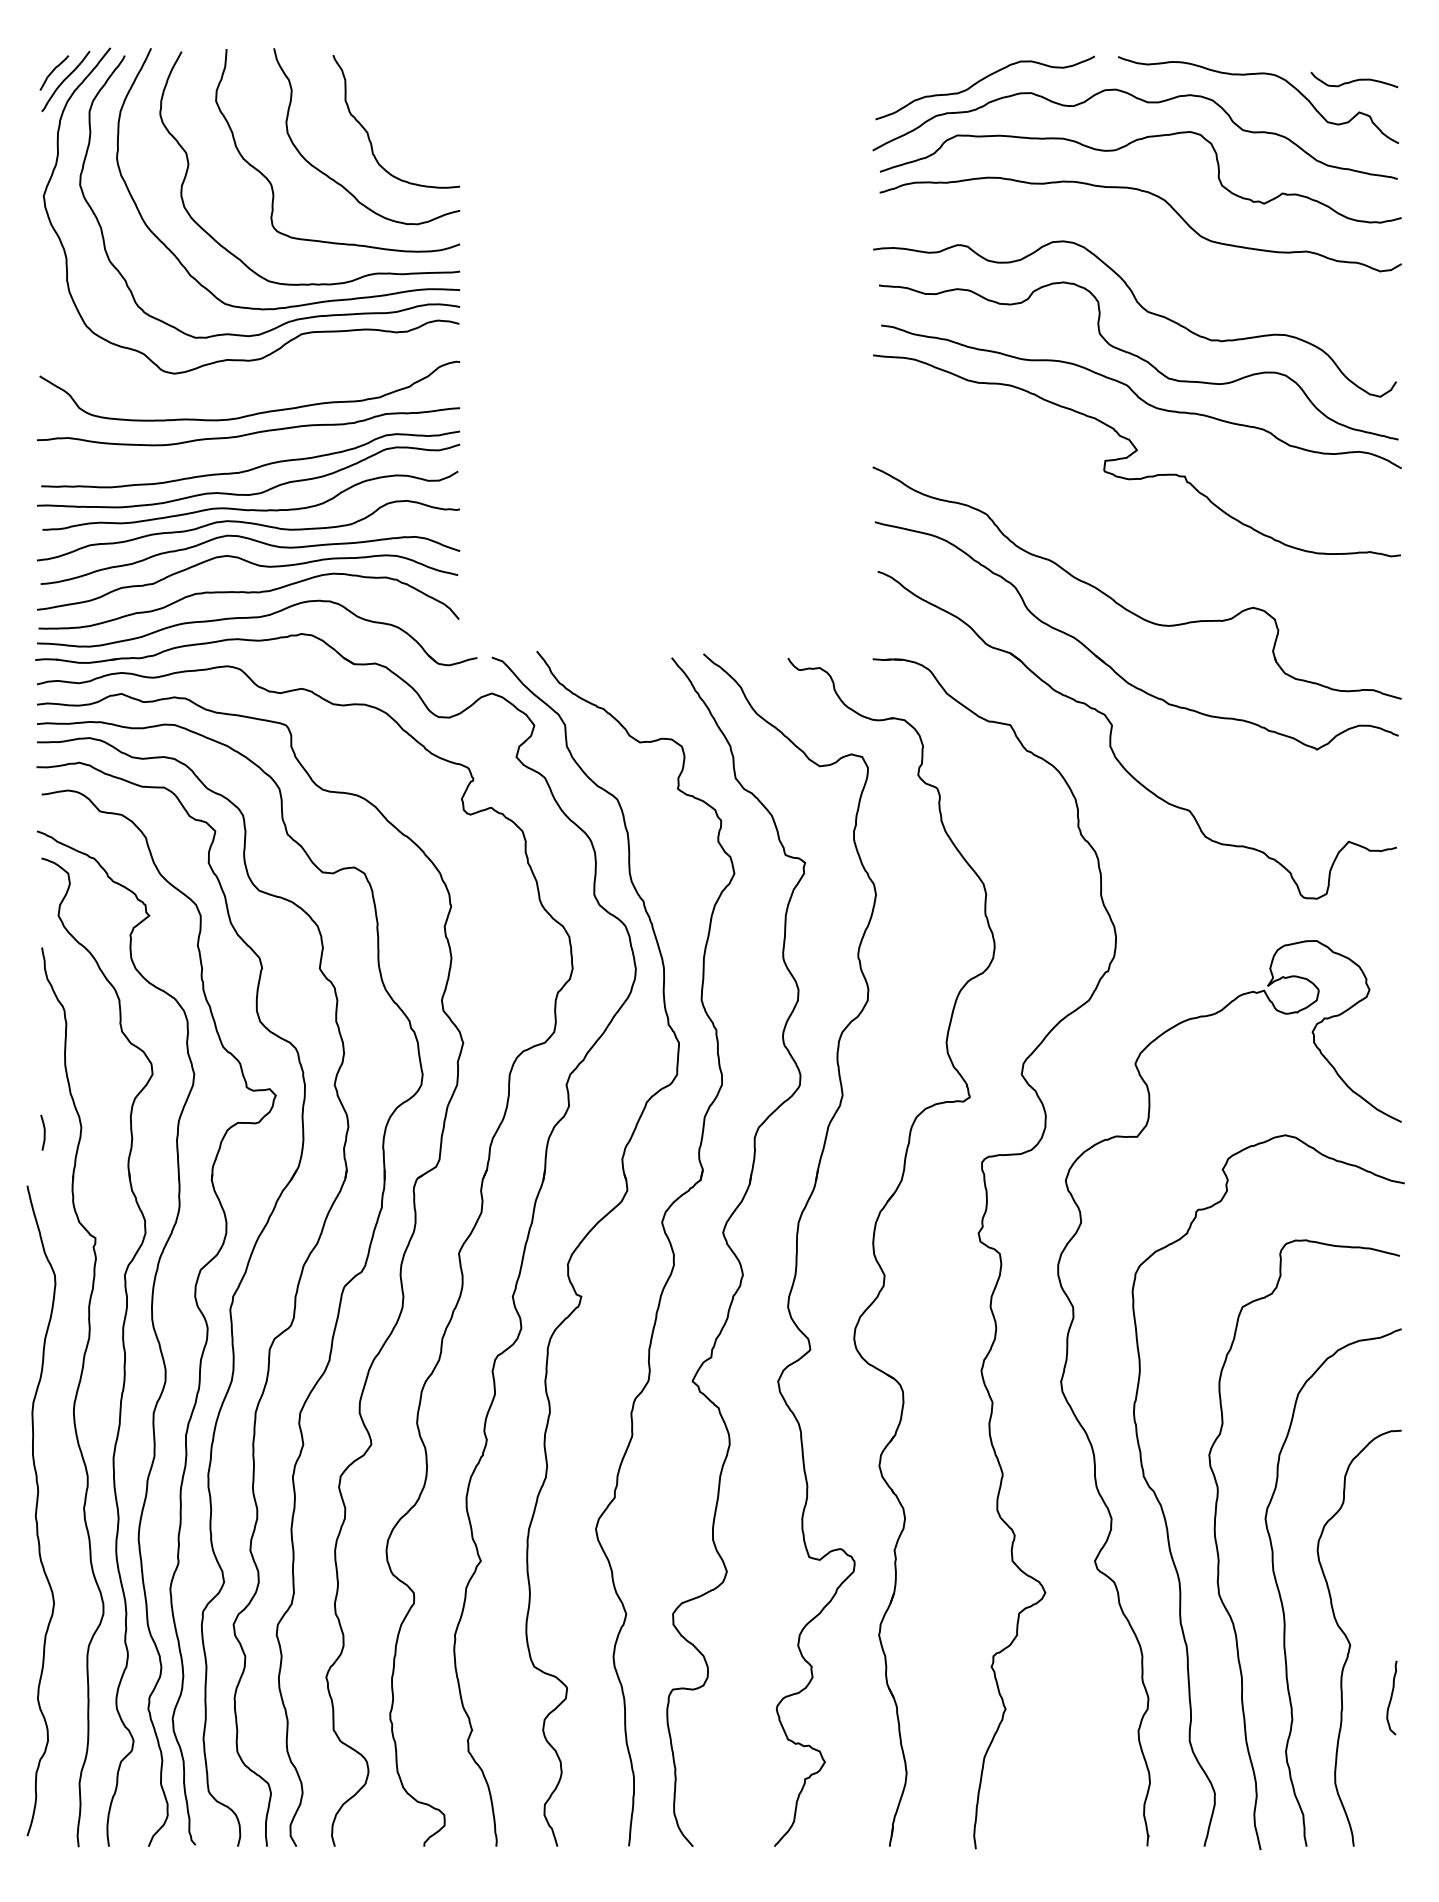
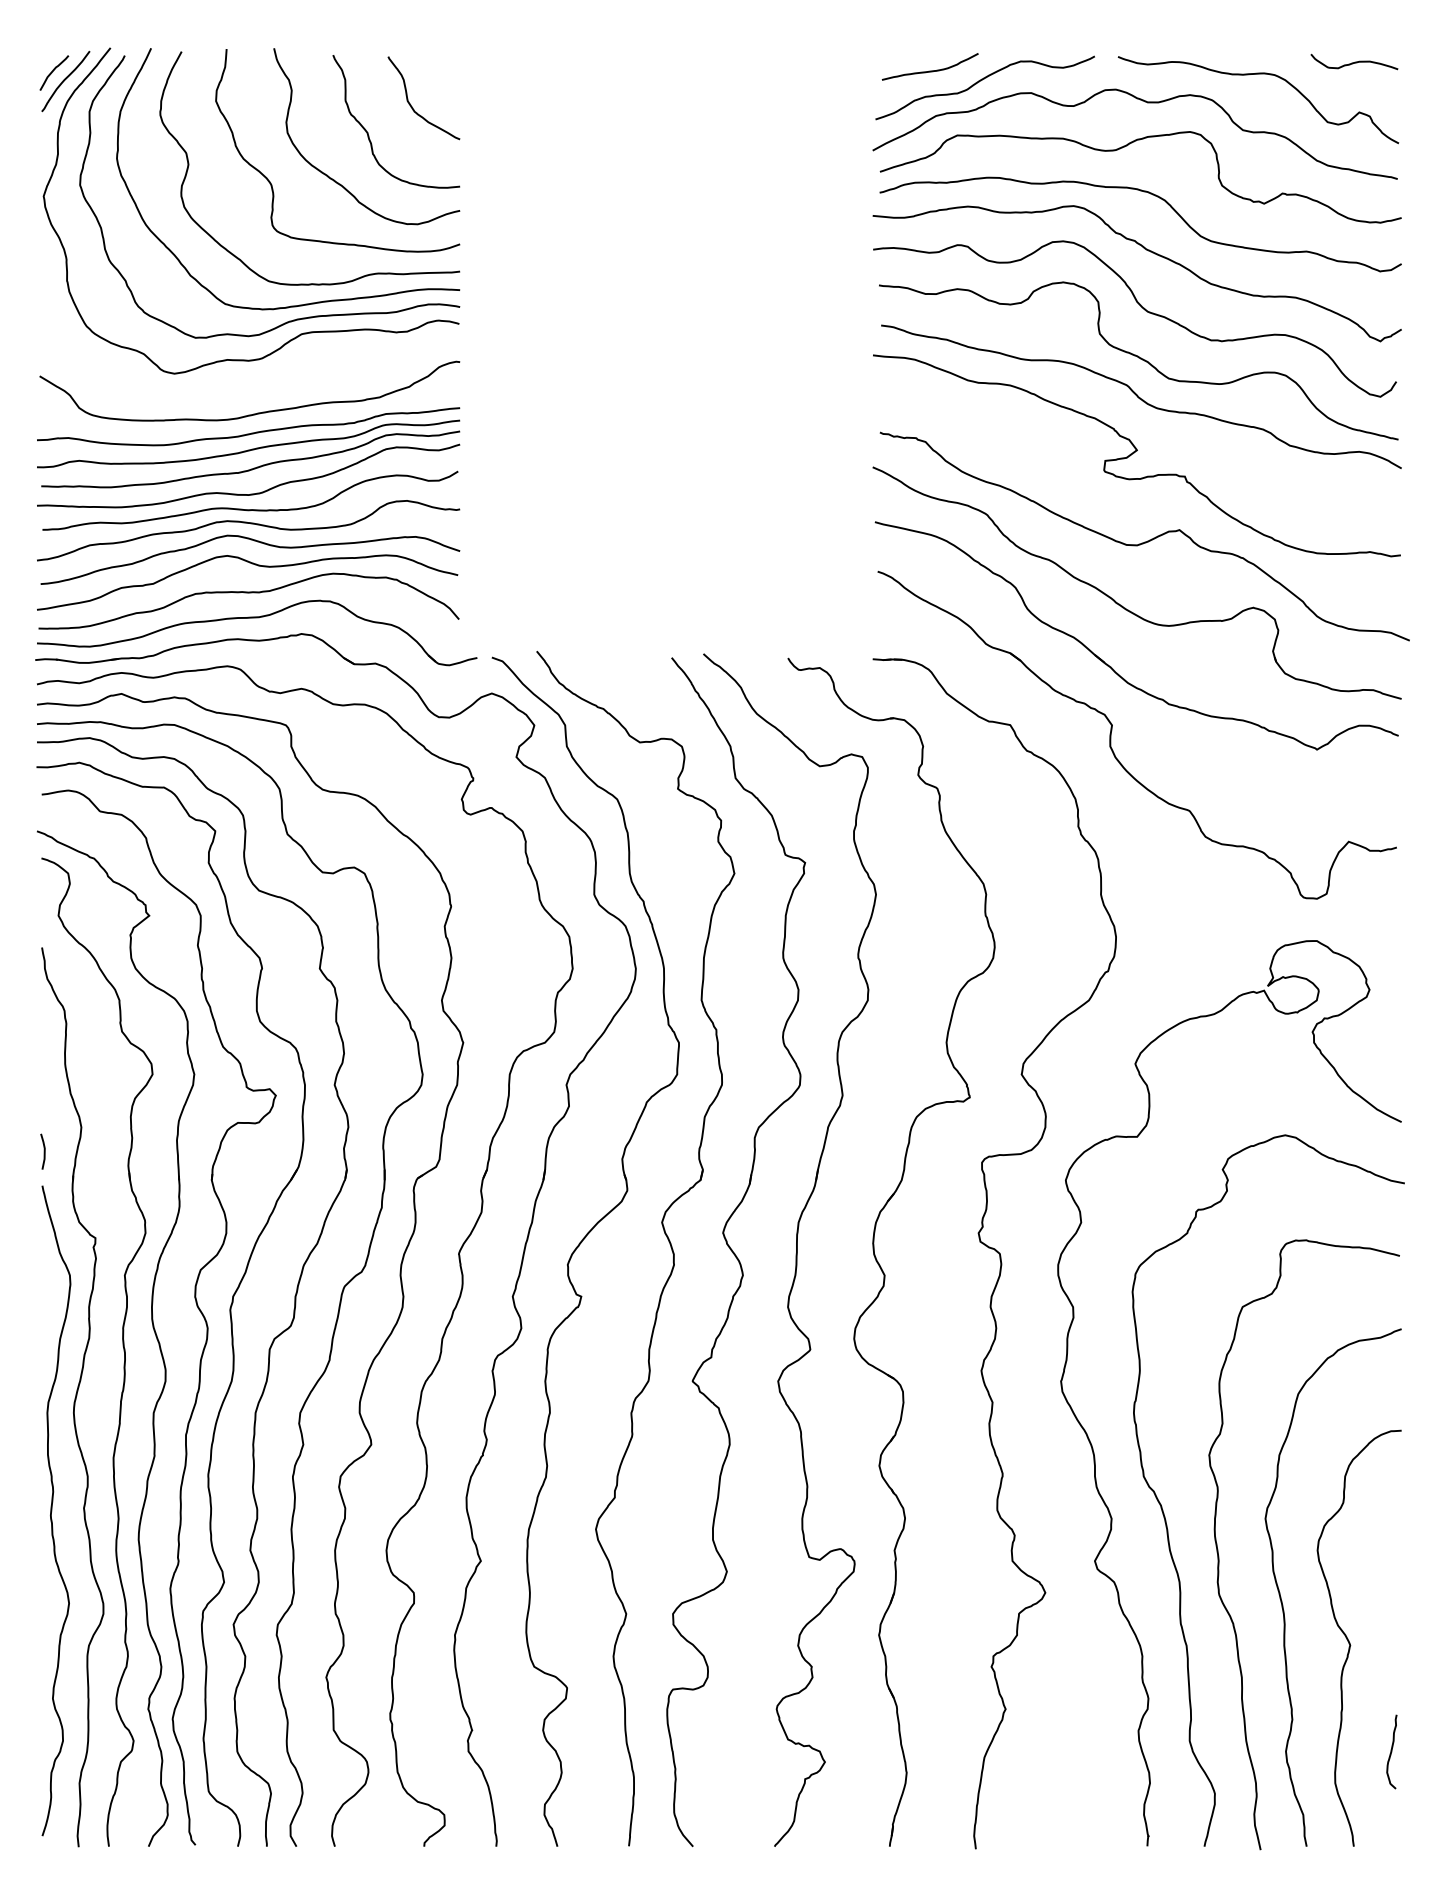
curve: none -> present (929, 70)
curve position: (1355, 79) -> (1355, 61) (1355, 61)
curve: none -> present (411, 104)
curve: none -> present (1148, 251)
curve: none -> present (248, 449)
curve: none -> present (1147, 540)
line position: (43, 1132) -> (43, 1151) (43, 1151)
curve position: (37, 1510) -> (52, 1510) (52, 1510)
curve position: (1391, 1697) -> (1391, 1751) (1391, 1751)
